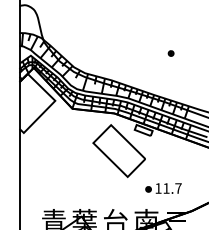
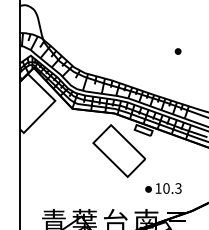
part position: (170, 53) -> (177, 51) (177, 51)
text: 11.7 -> 10.3 (172, 188)
